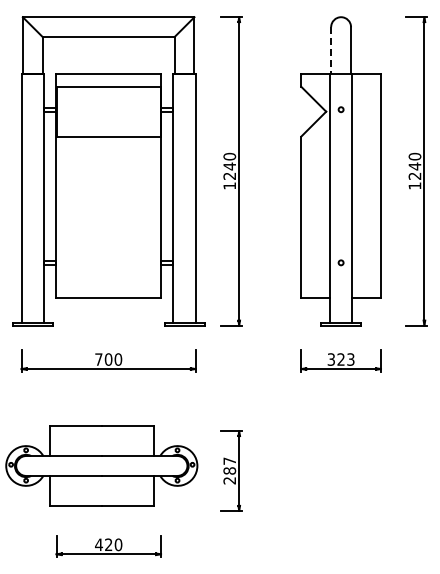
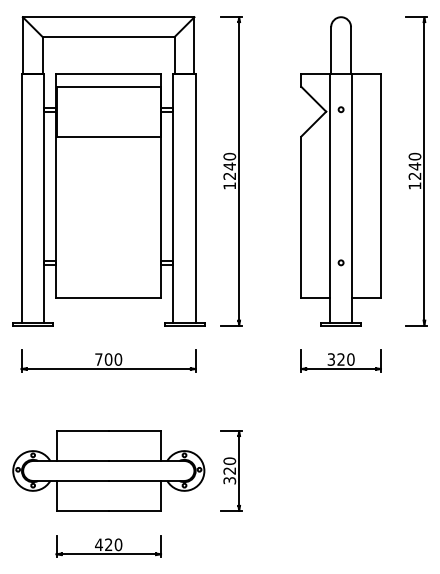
line: dashed -> solid (331, 50)
text: 323 -> 320 (350, 359)
part position: (101, 465) -> (108, 470) (108, 470)
text: 287 -> 320 (229, 470)
